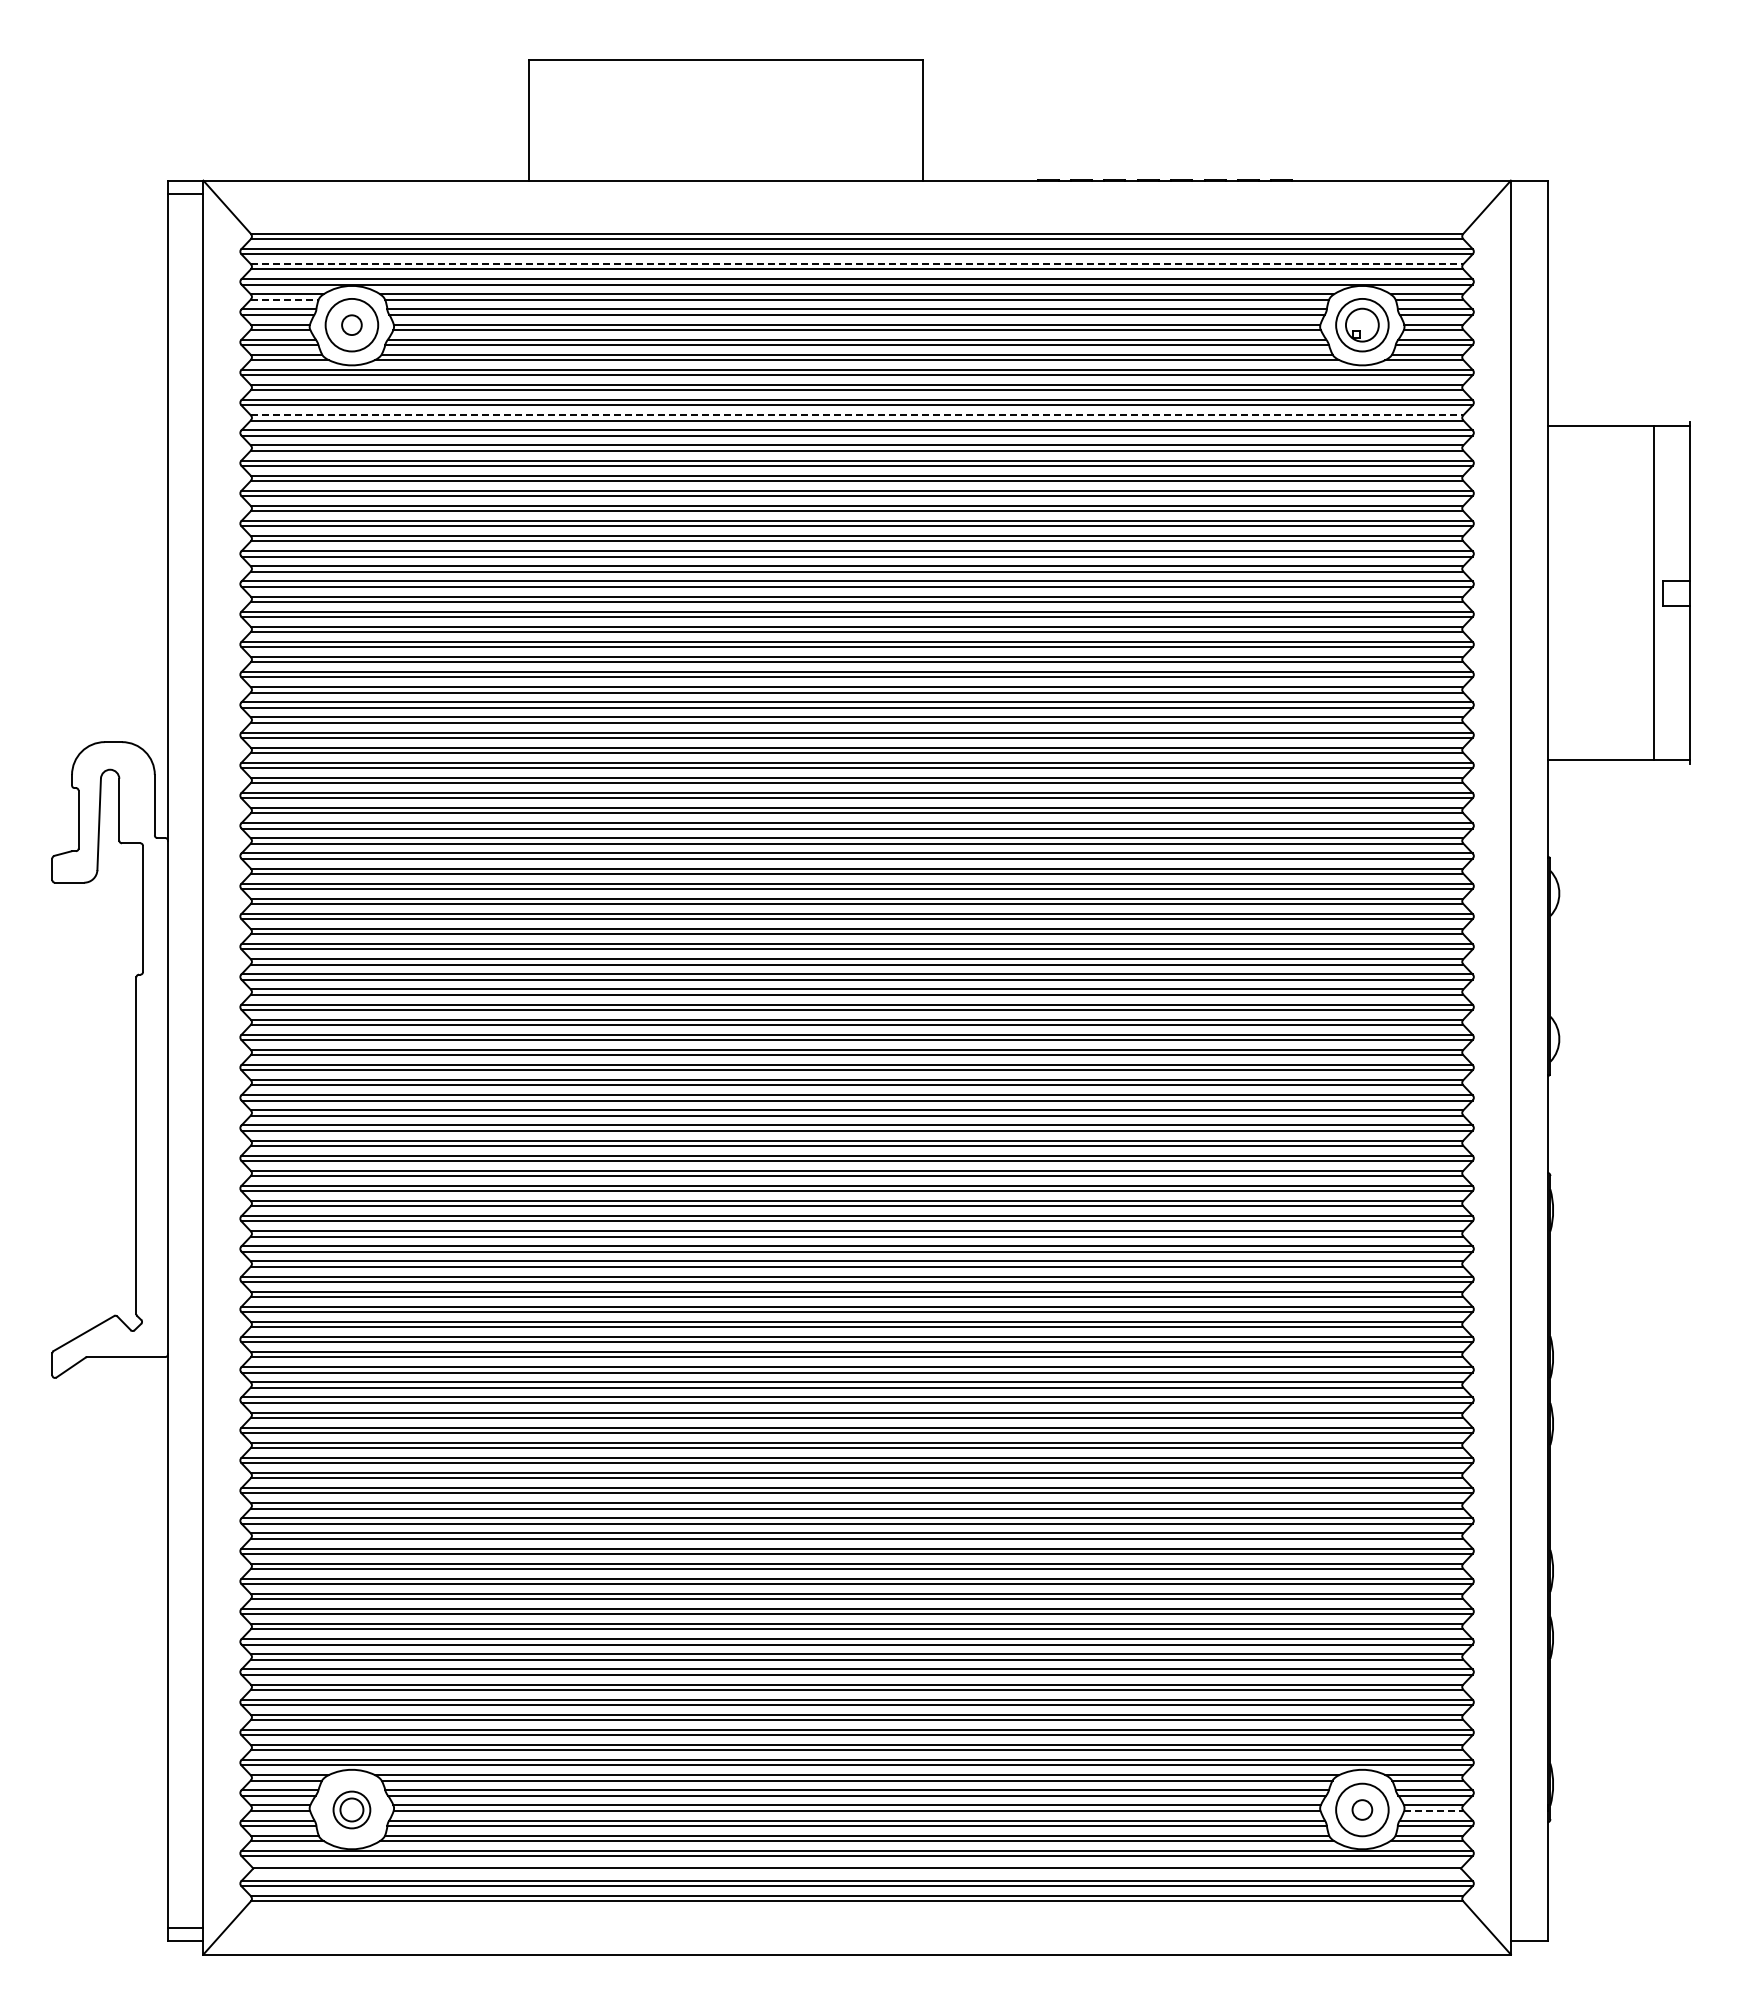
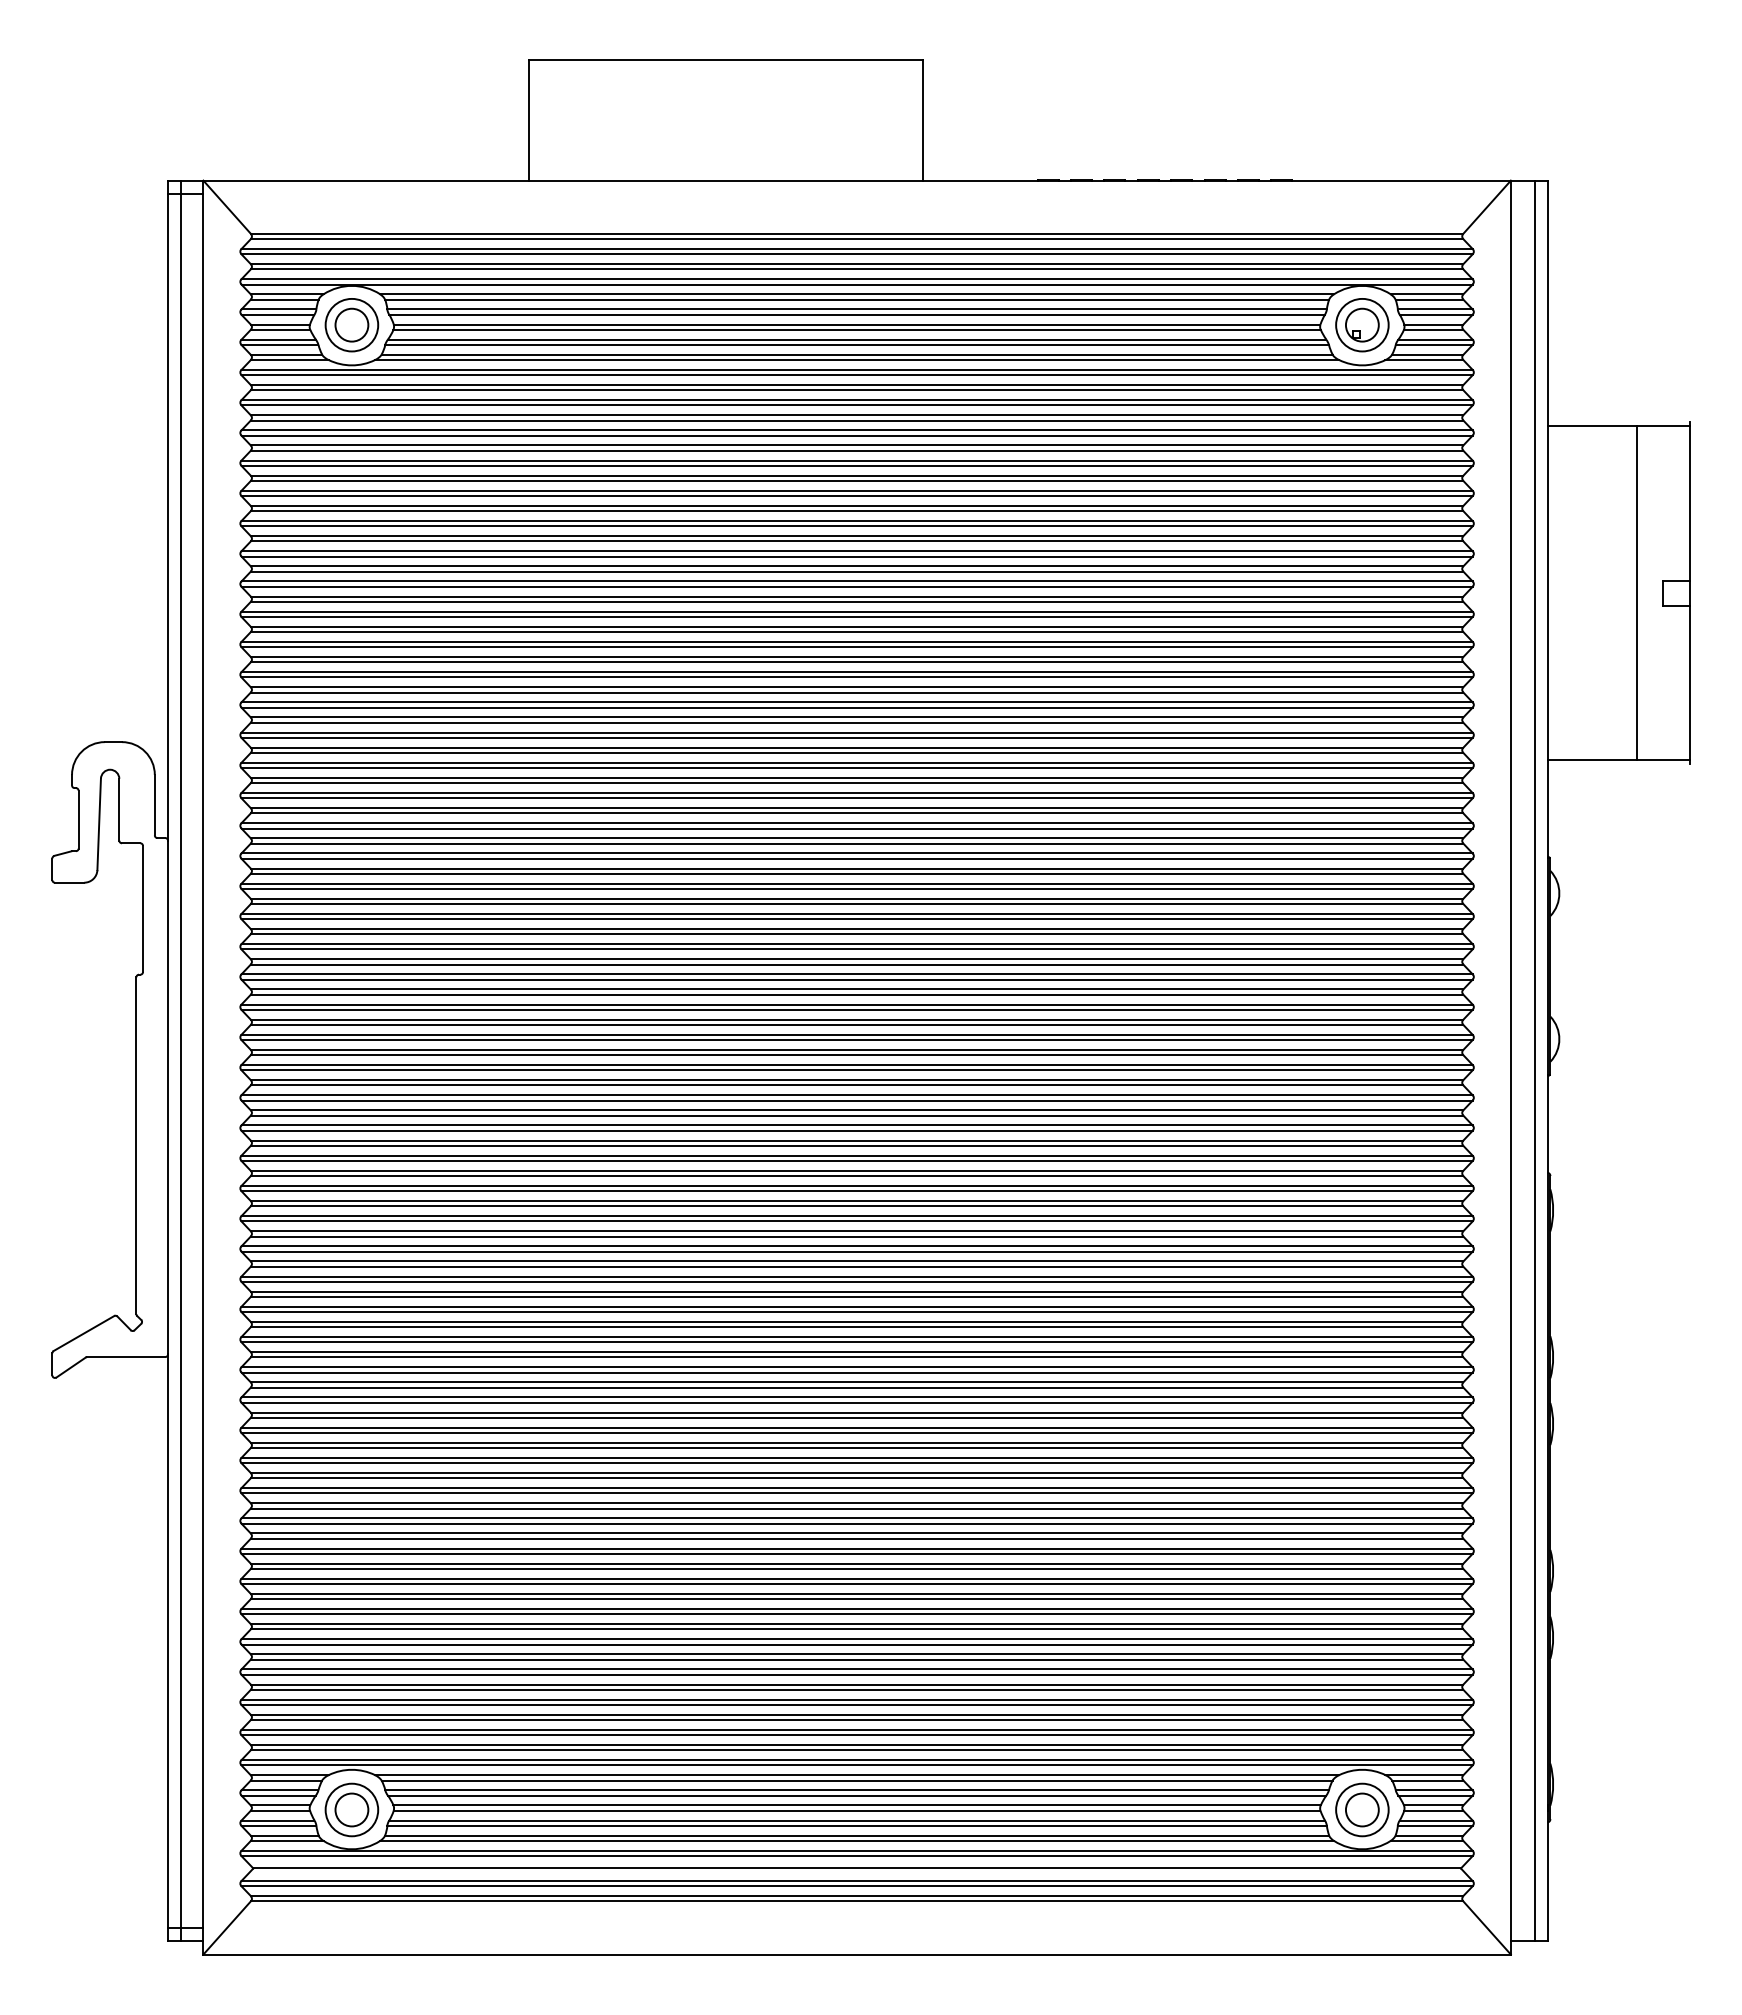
line: dashed -> solid (857, 264)
line: dashed -> solid (284, 299)
circle diameter: 20 px -> 33 px (351, 324)
line: dashed -> solid (857, 415)
line position: (1654, 593) -> (1637, 593) (1637, 593)
line: none -> present (181, 1060)
line: none -> present (1534, 1060)
part size: 40x40 px -> 56x56 px (351, 1809)
circle diameter: 20 px -> 33 px (1361, 1809)
line: dashed -> solid (1433, 1810)
